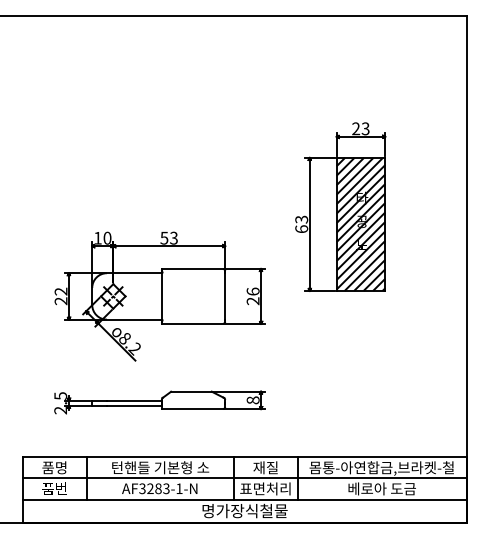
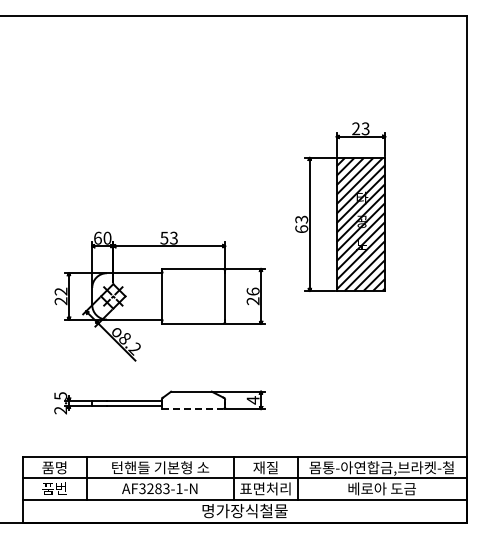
text: 10 -> 60 (97, 237)
text: 8 -> 4 (252, 400)
line: solid -> dashed (192, 409)
